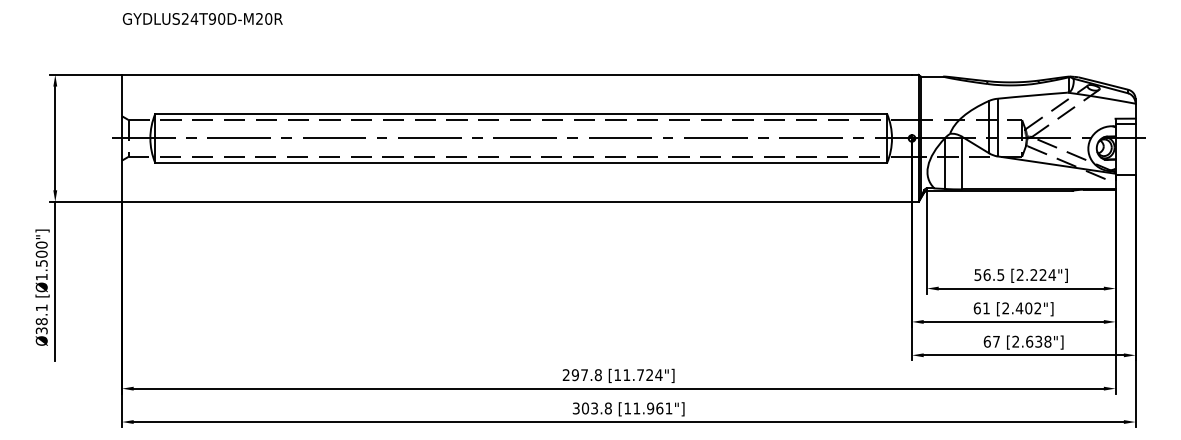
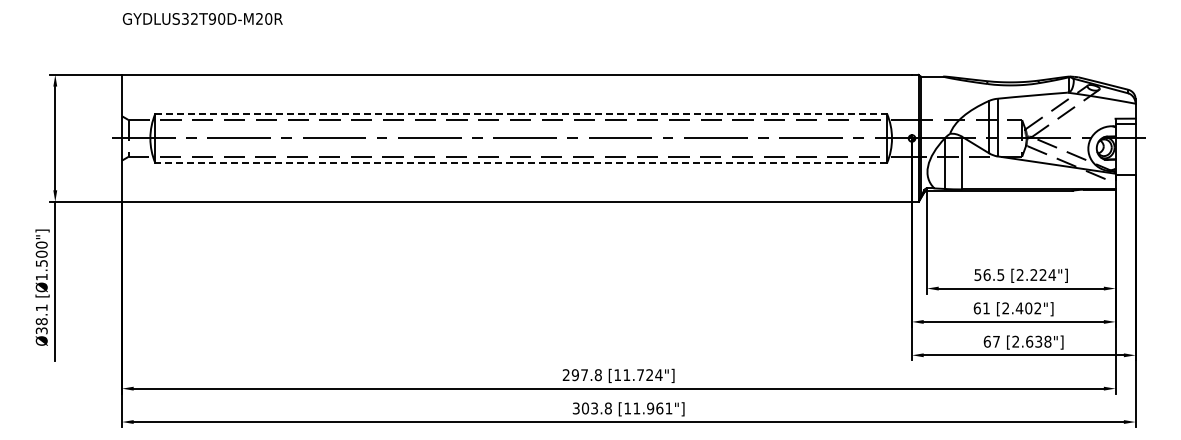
text: GYDLUS24T90D-M20R -> GYDLUS32T90D-M20R (190, 18)
line: solid -> dashed (521, 113)
line: solid -> dashed (521, 163)
